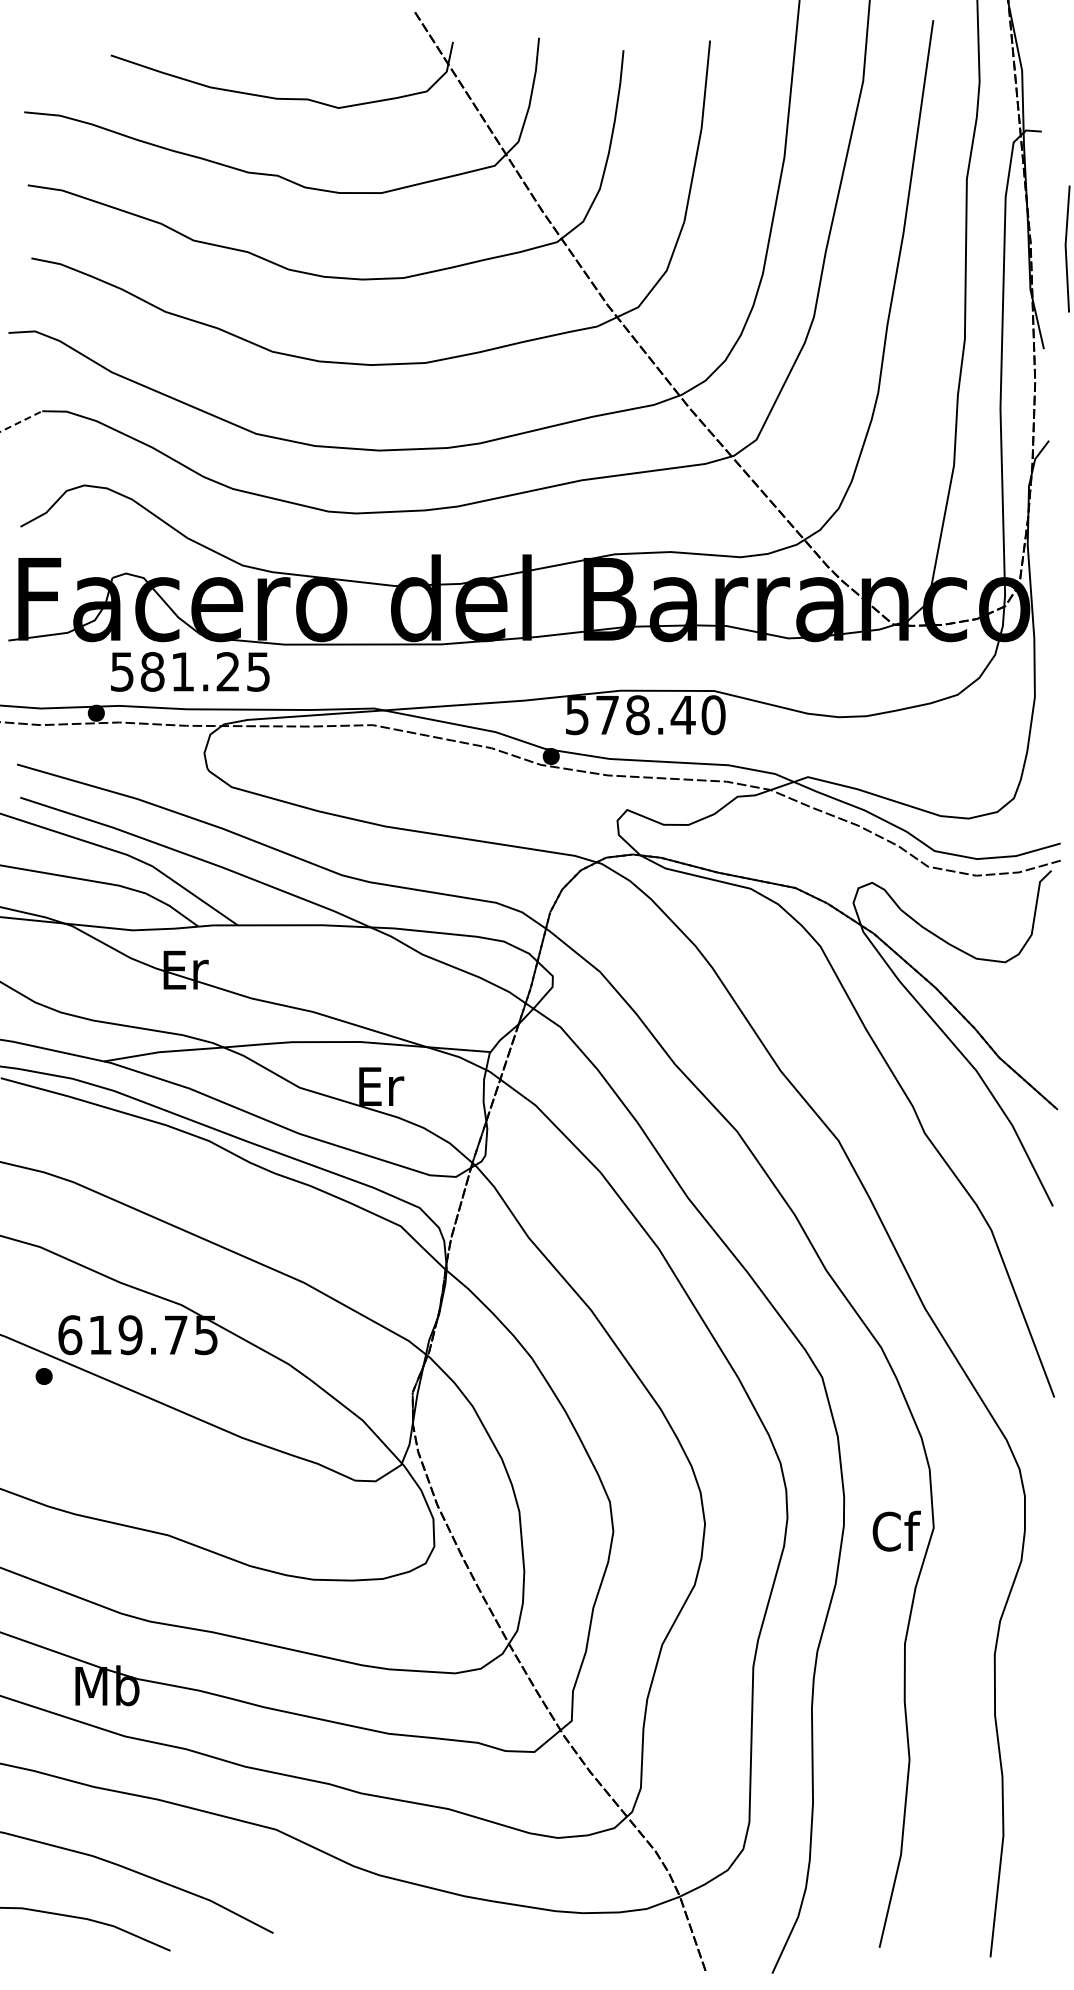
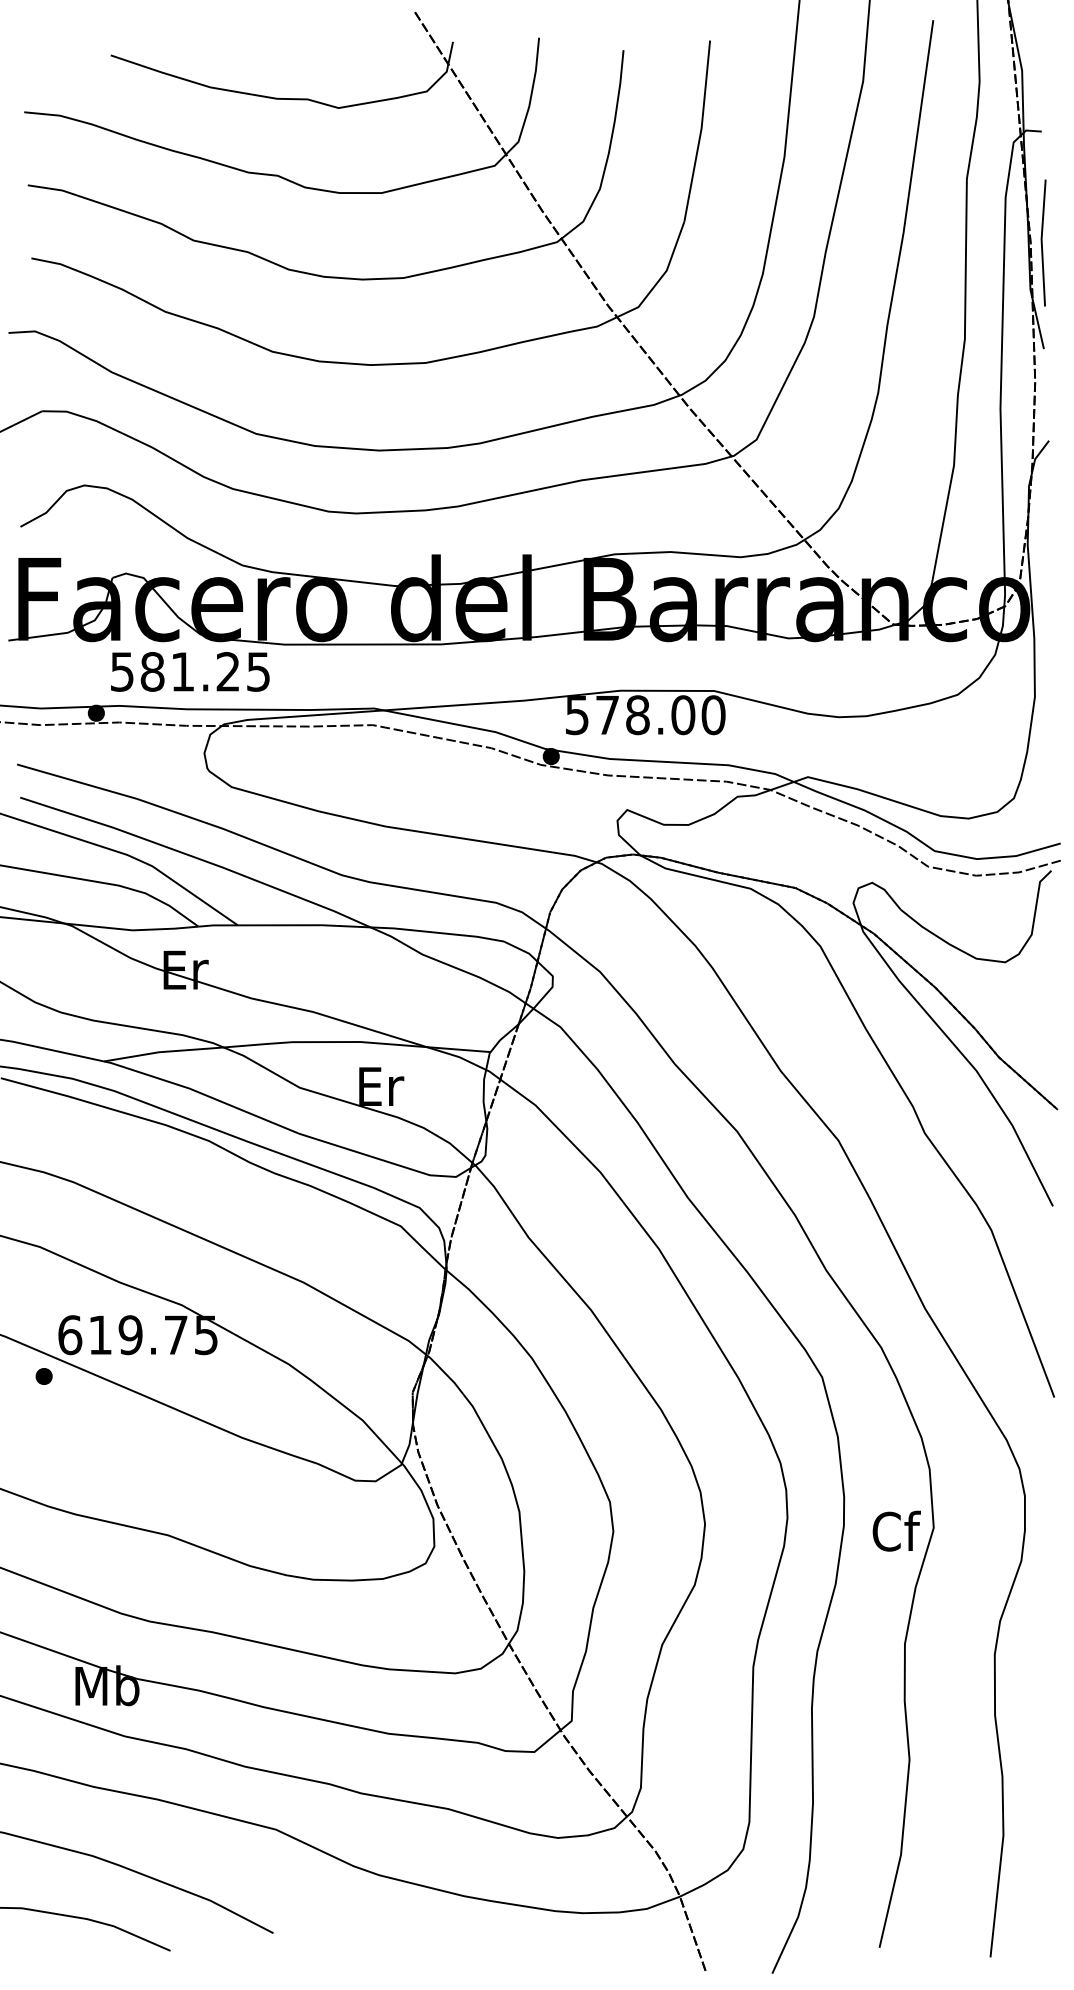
line position: (1066, 248) -> (1042, 242) (1042, 242)
line: dashed -> solid (21, 421)
text: 578.40 -> 578.00 (682, 715)
